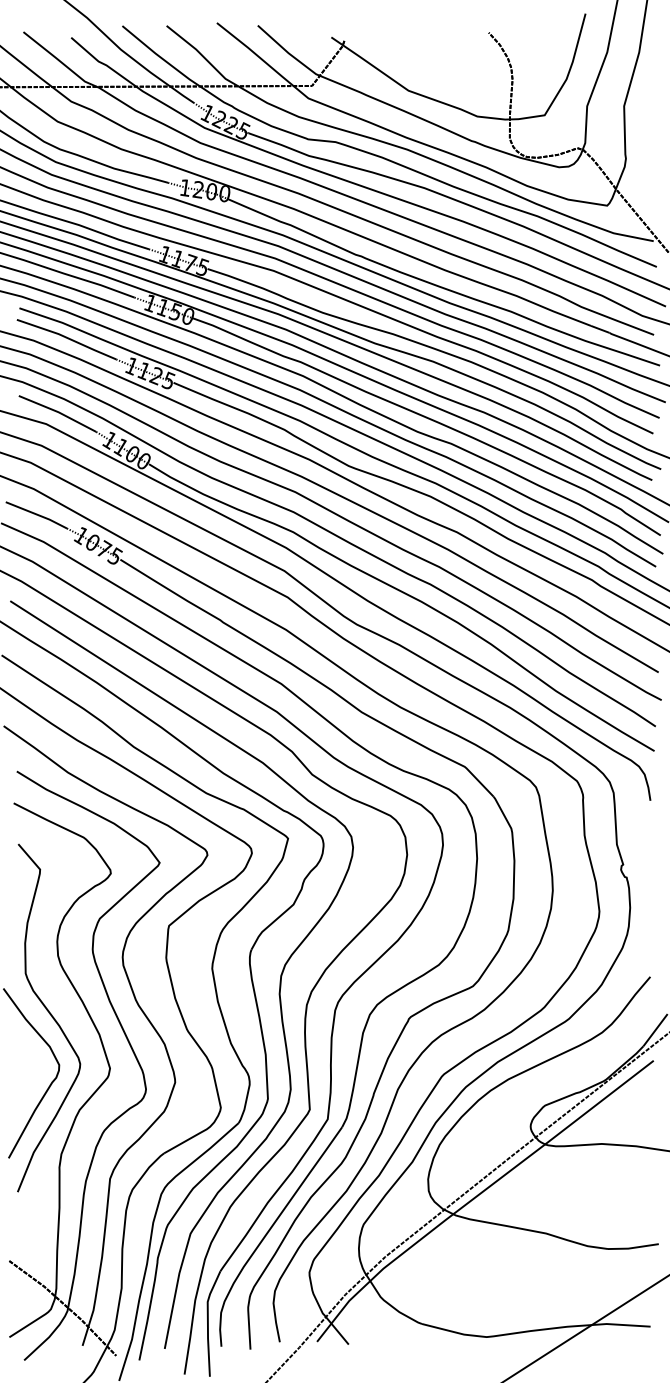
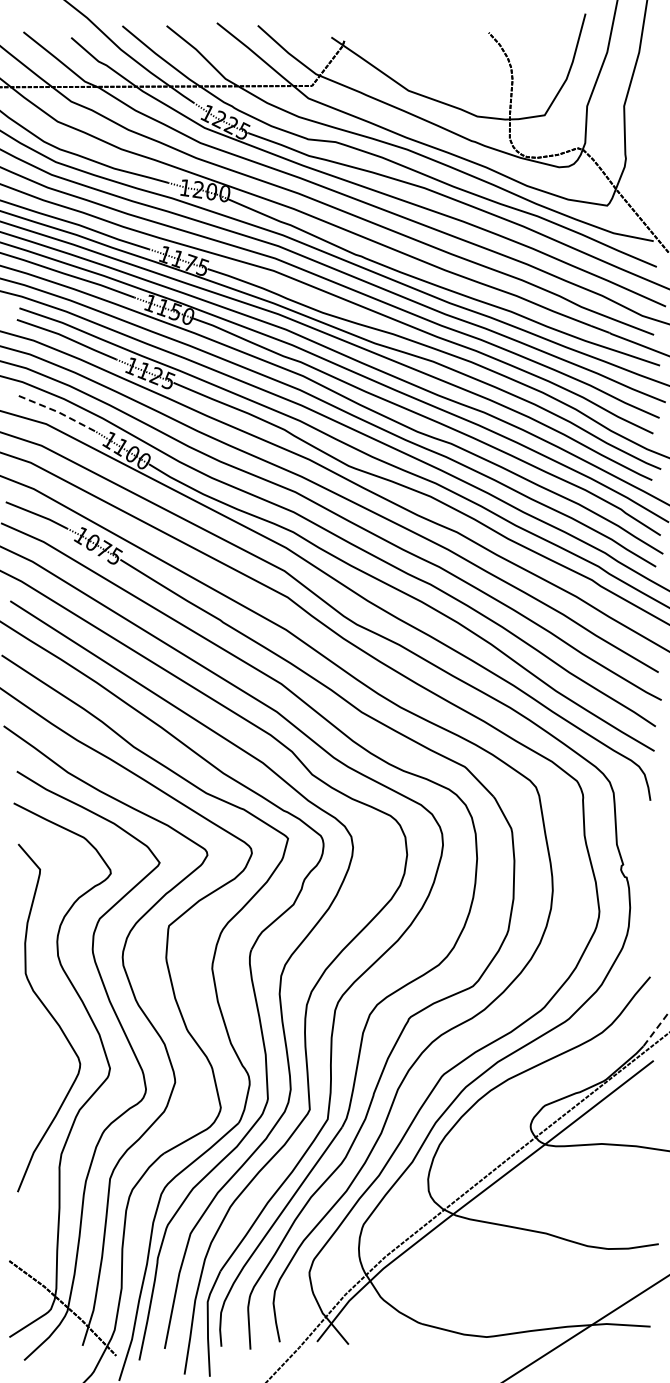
line: solid -> dashed (58, 412)
line: solid -> dashed (655, 1030)
curve: present -> none (49, 1084)
